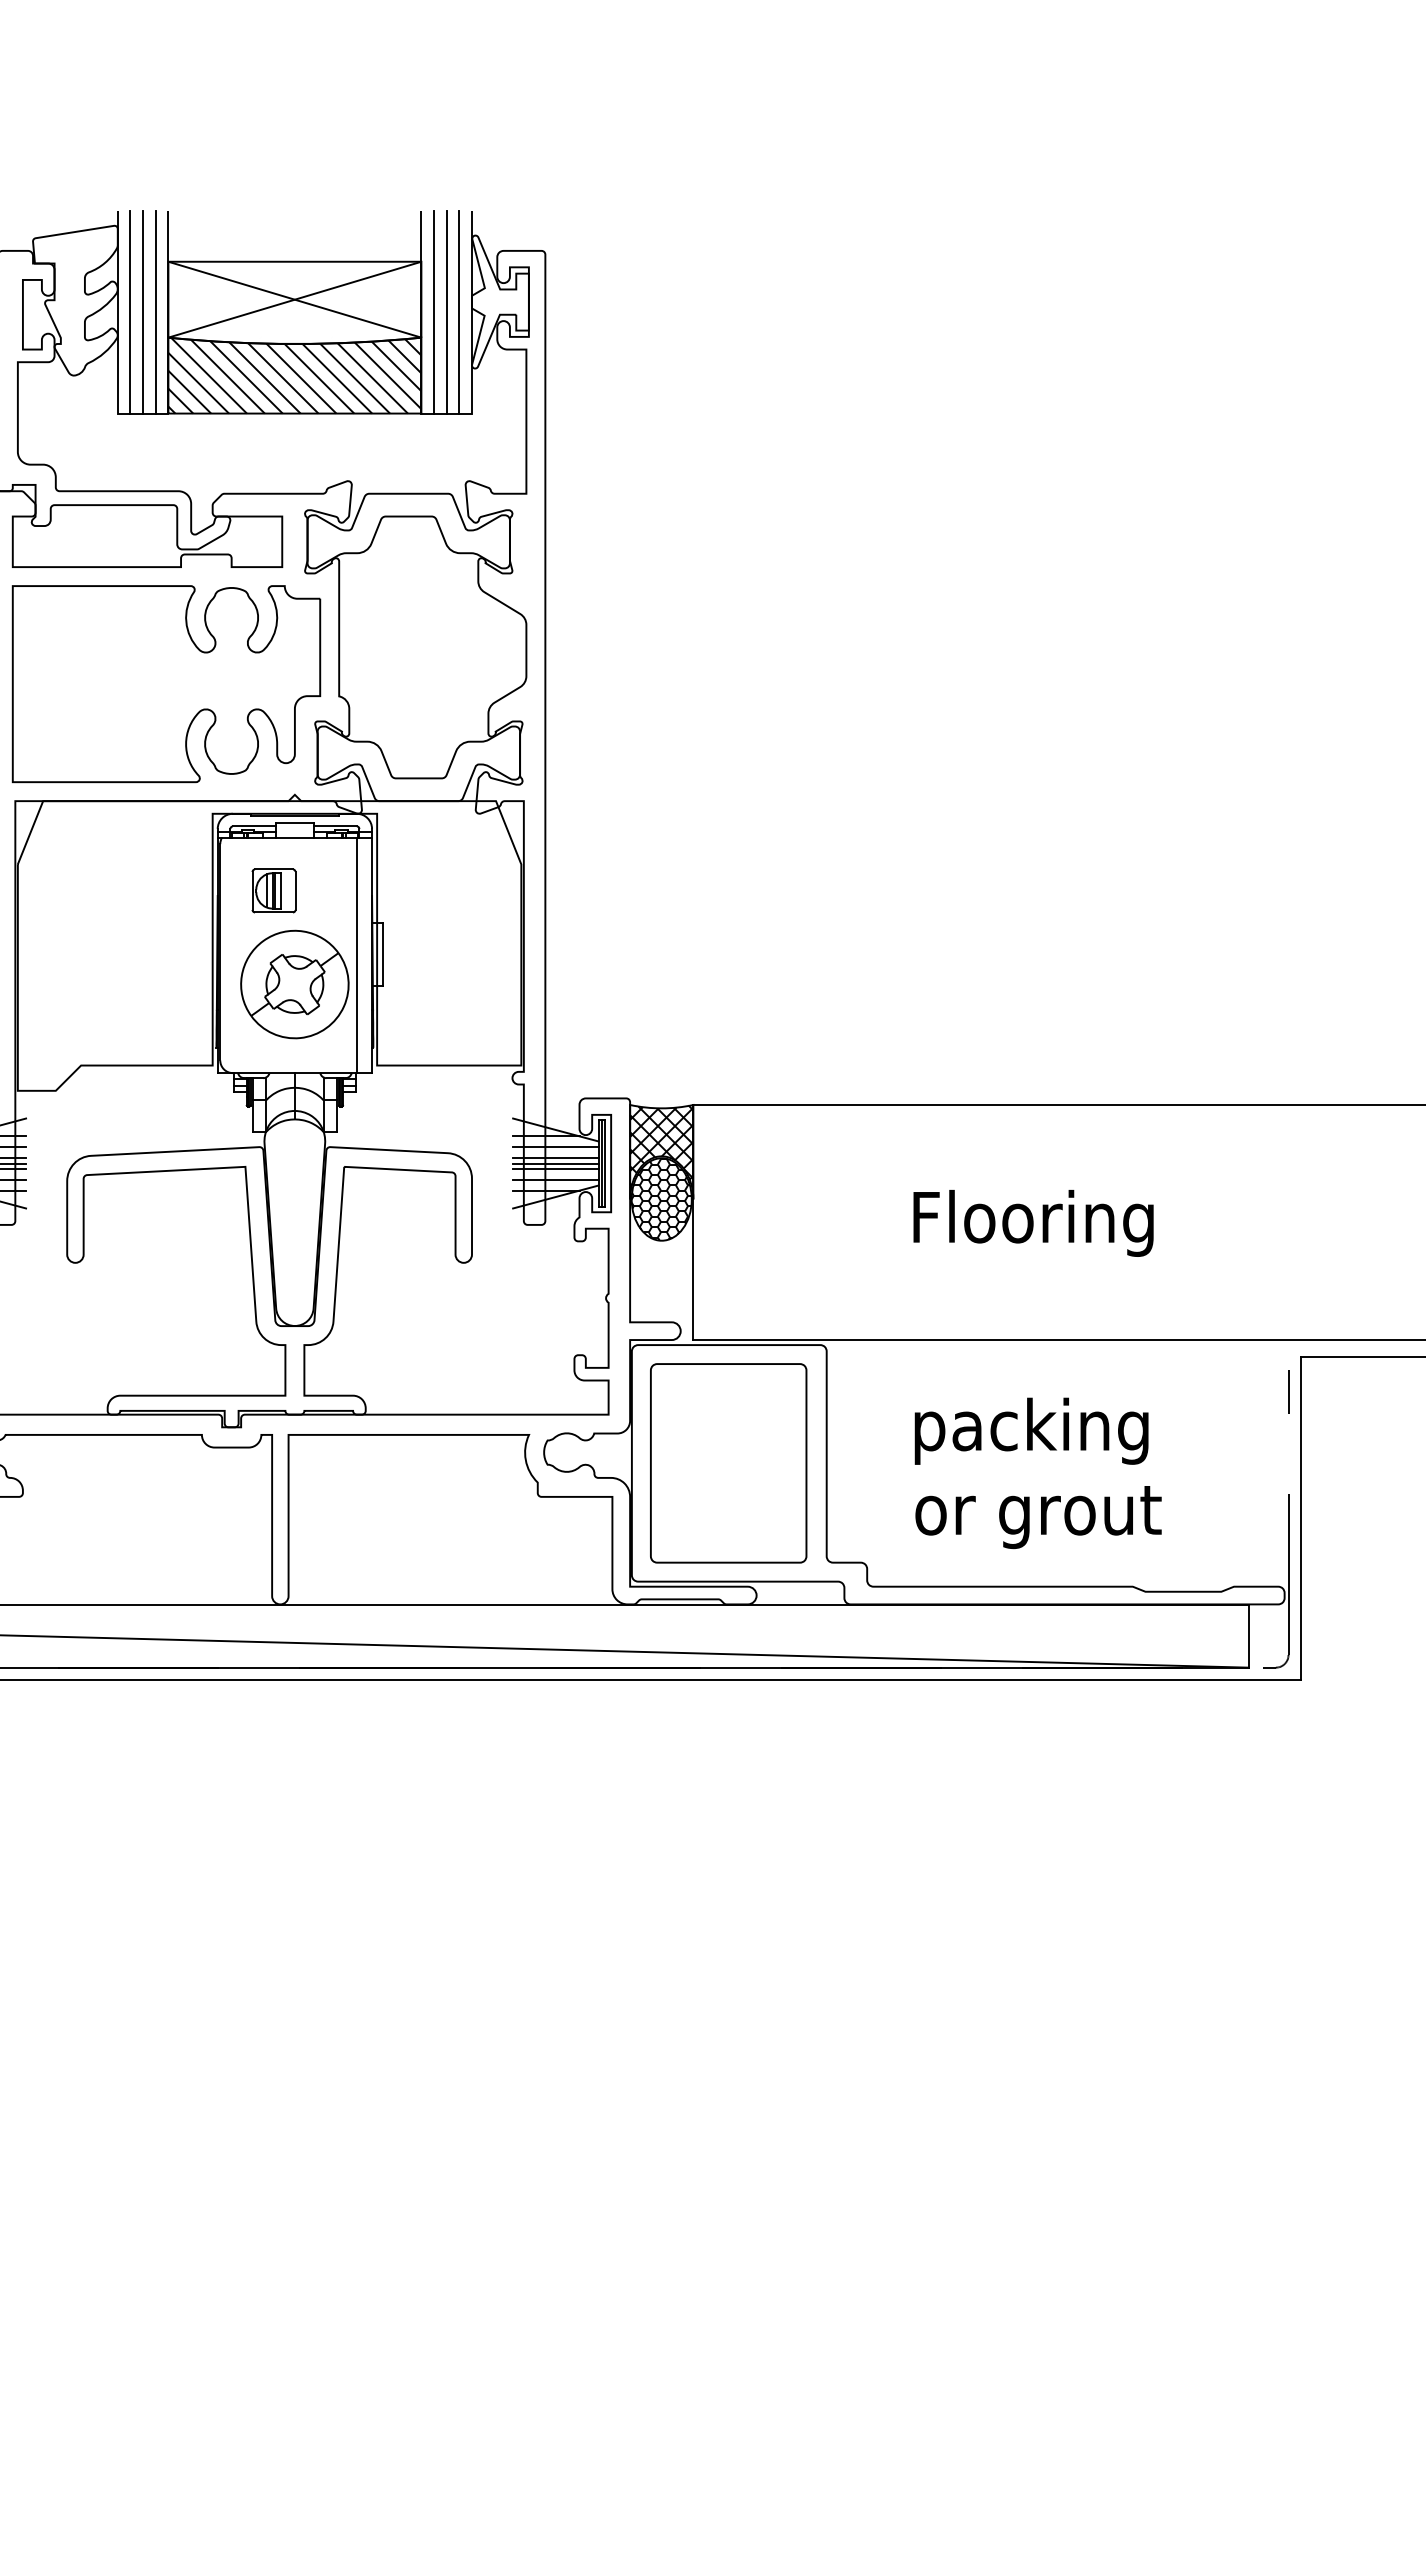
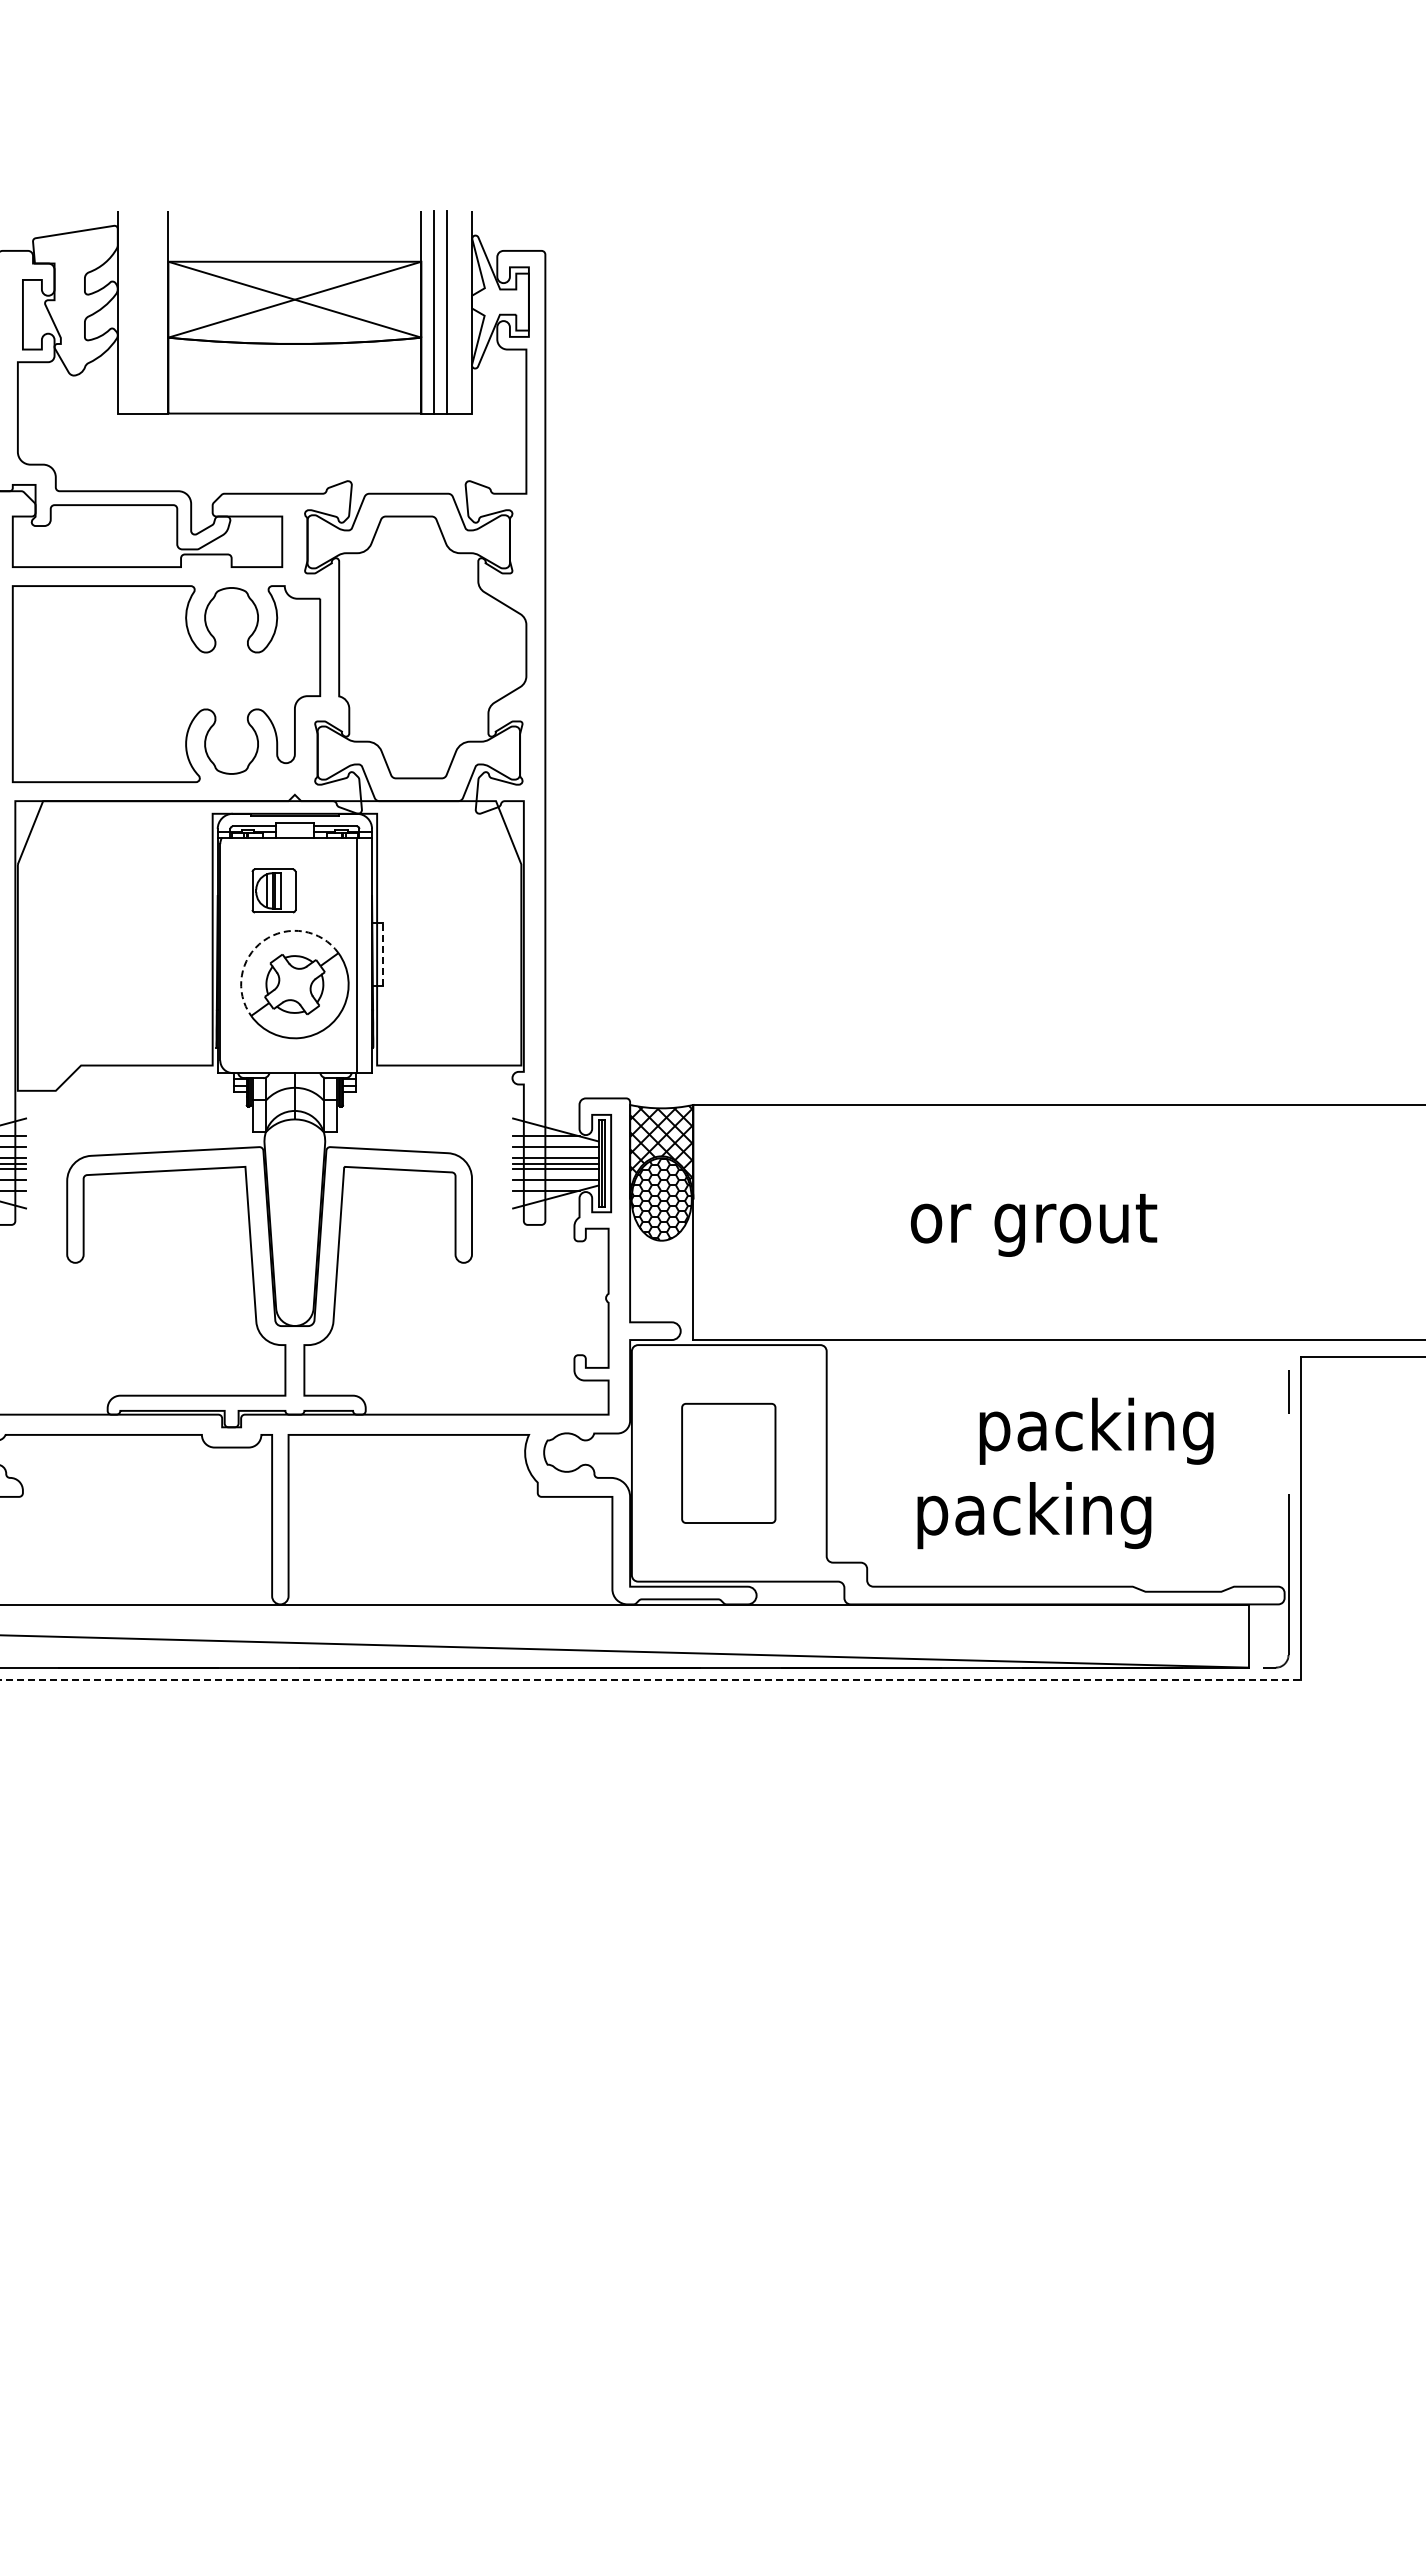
line: present -> none (130, 312)
line: present -> none (143, 312)
line: present -> none (155, 312)
line: present -> none (459, 312)
hatch: present -> none (294, 375)
arc: solid -> dashed (263, 940)
line: solid -> dashed (383, 954)
text: Flooring -> or grout (1033, 1222)
text position: (1031, 1430) -> (1096, 1430) (1096, 1430)
part size: 158x201 px -> 96x122 px (728, 1462)
text: or grout -> packing (1038, 1515)
line: solid -> dashed (651, 1680)
